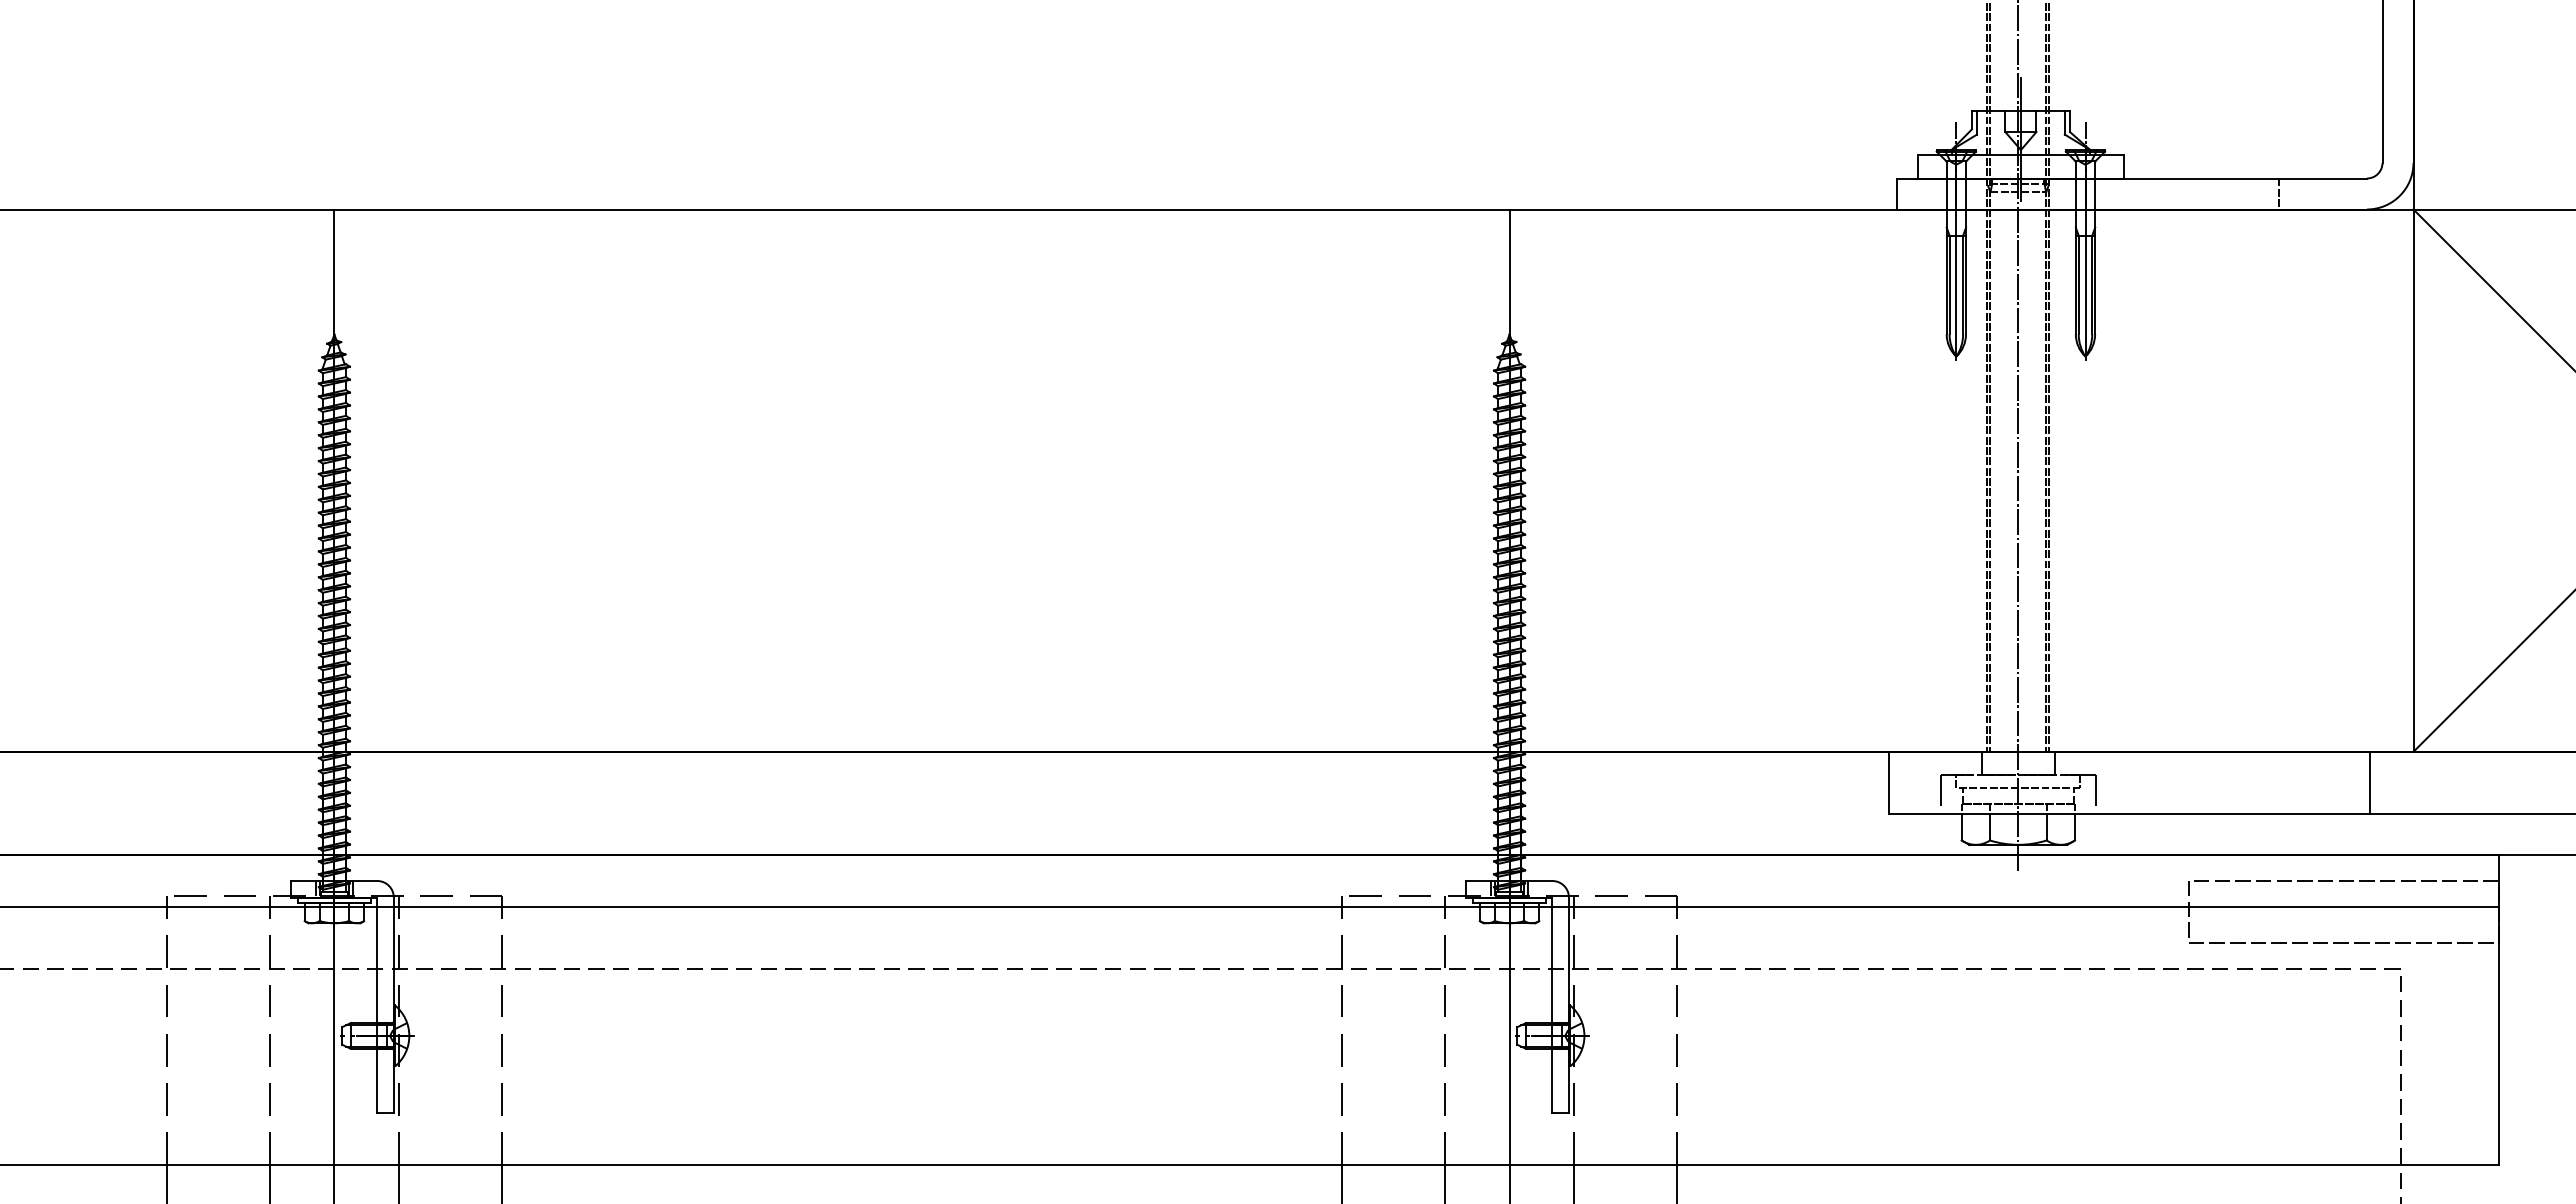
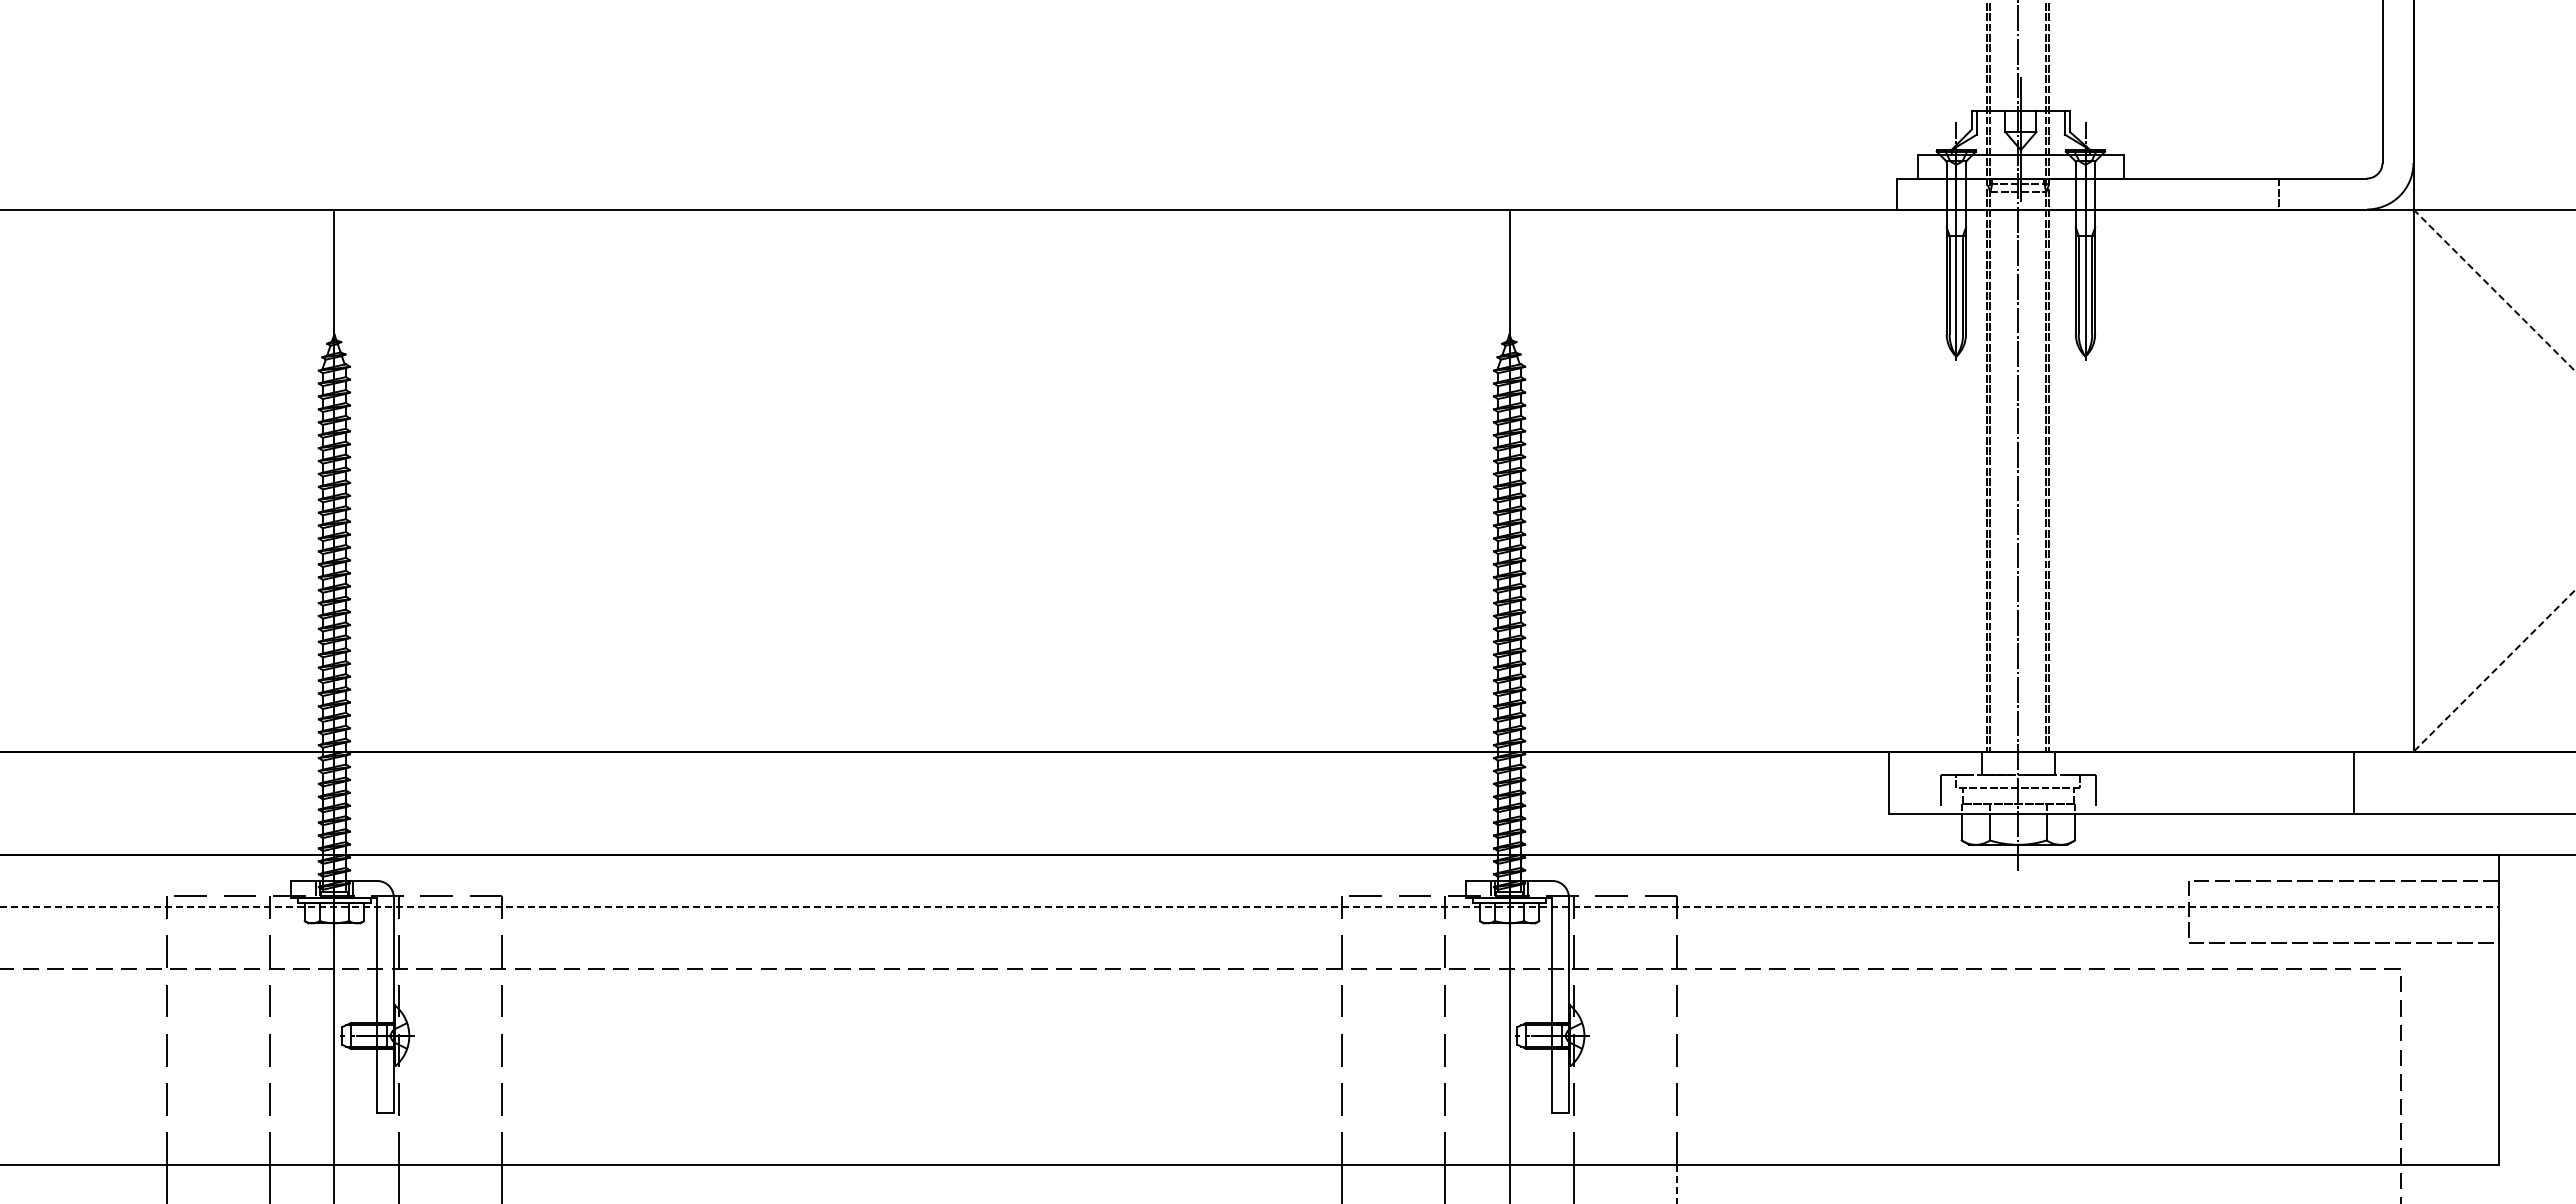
line: solid -> dashed (2494, 290)
line: solid -> dashed (2494, 670)
line position: (2369, 782) -> (2353, 782) (2353, 782)
line: solid -> dashed (1249, 906)
line: solid -> dashed (1677, 1184)
